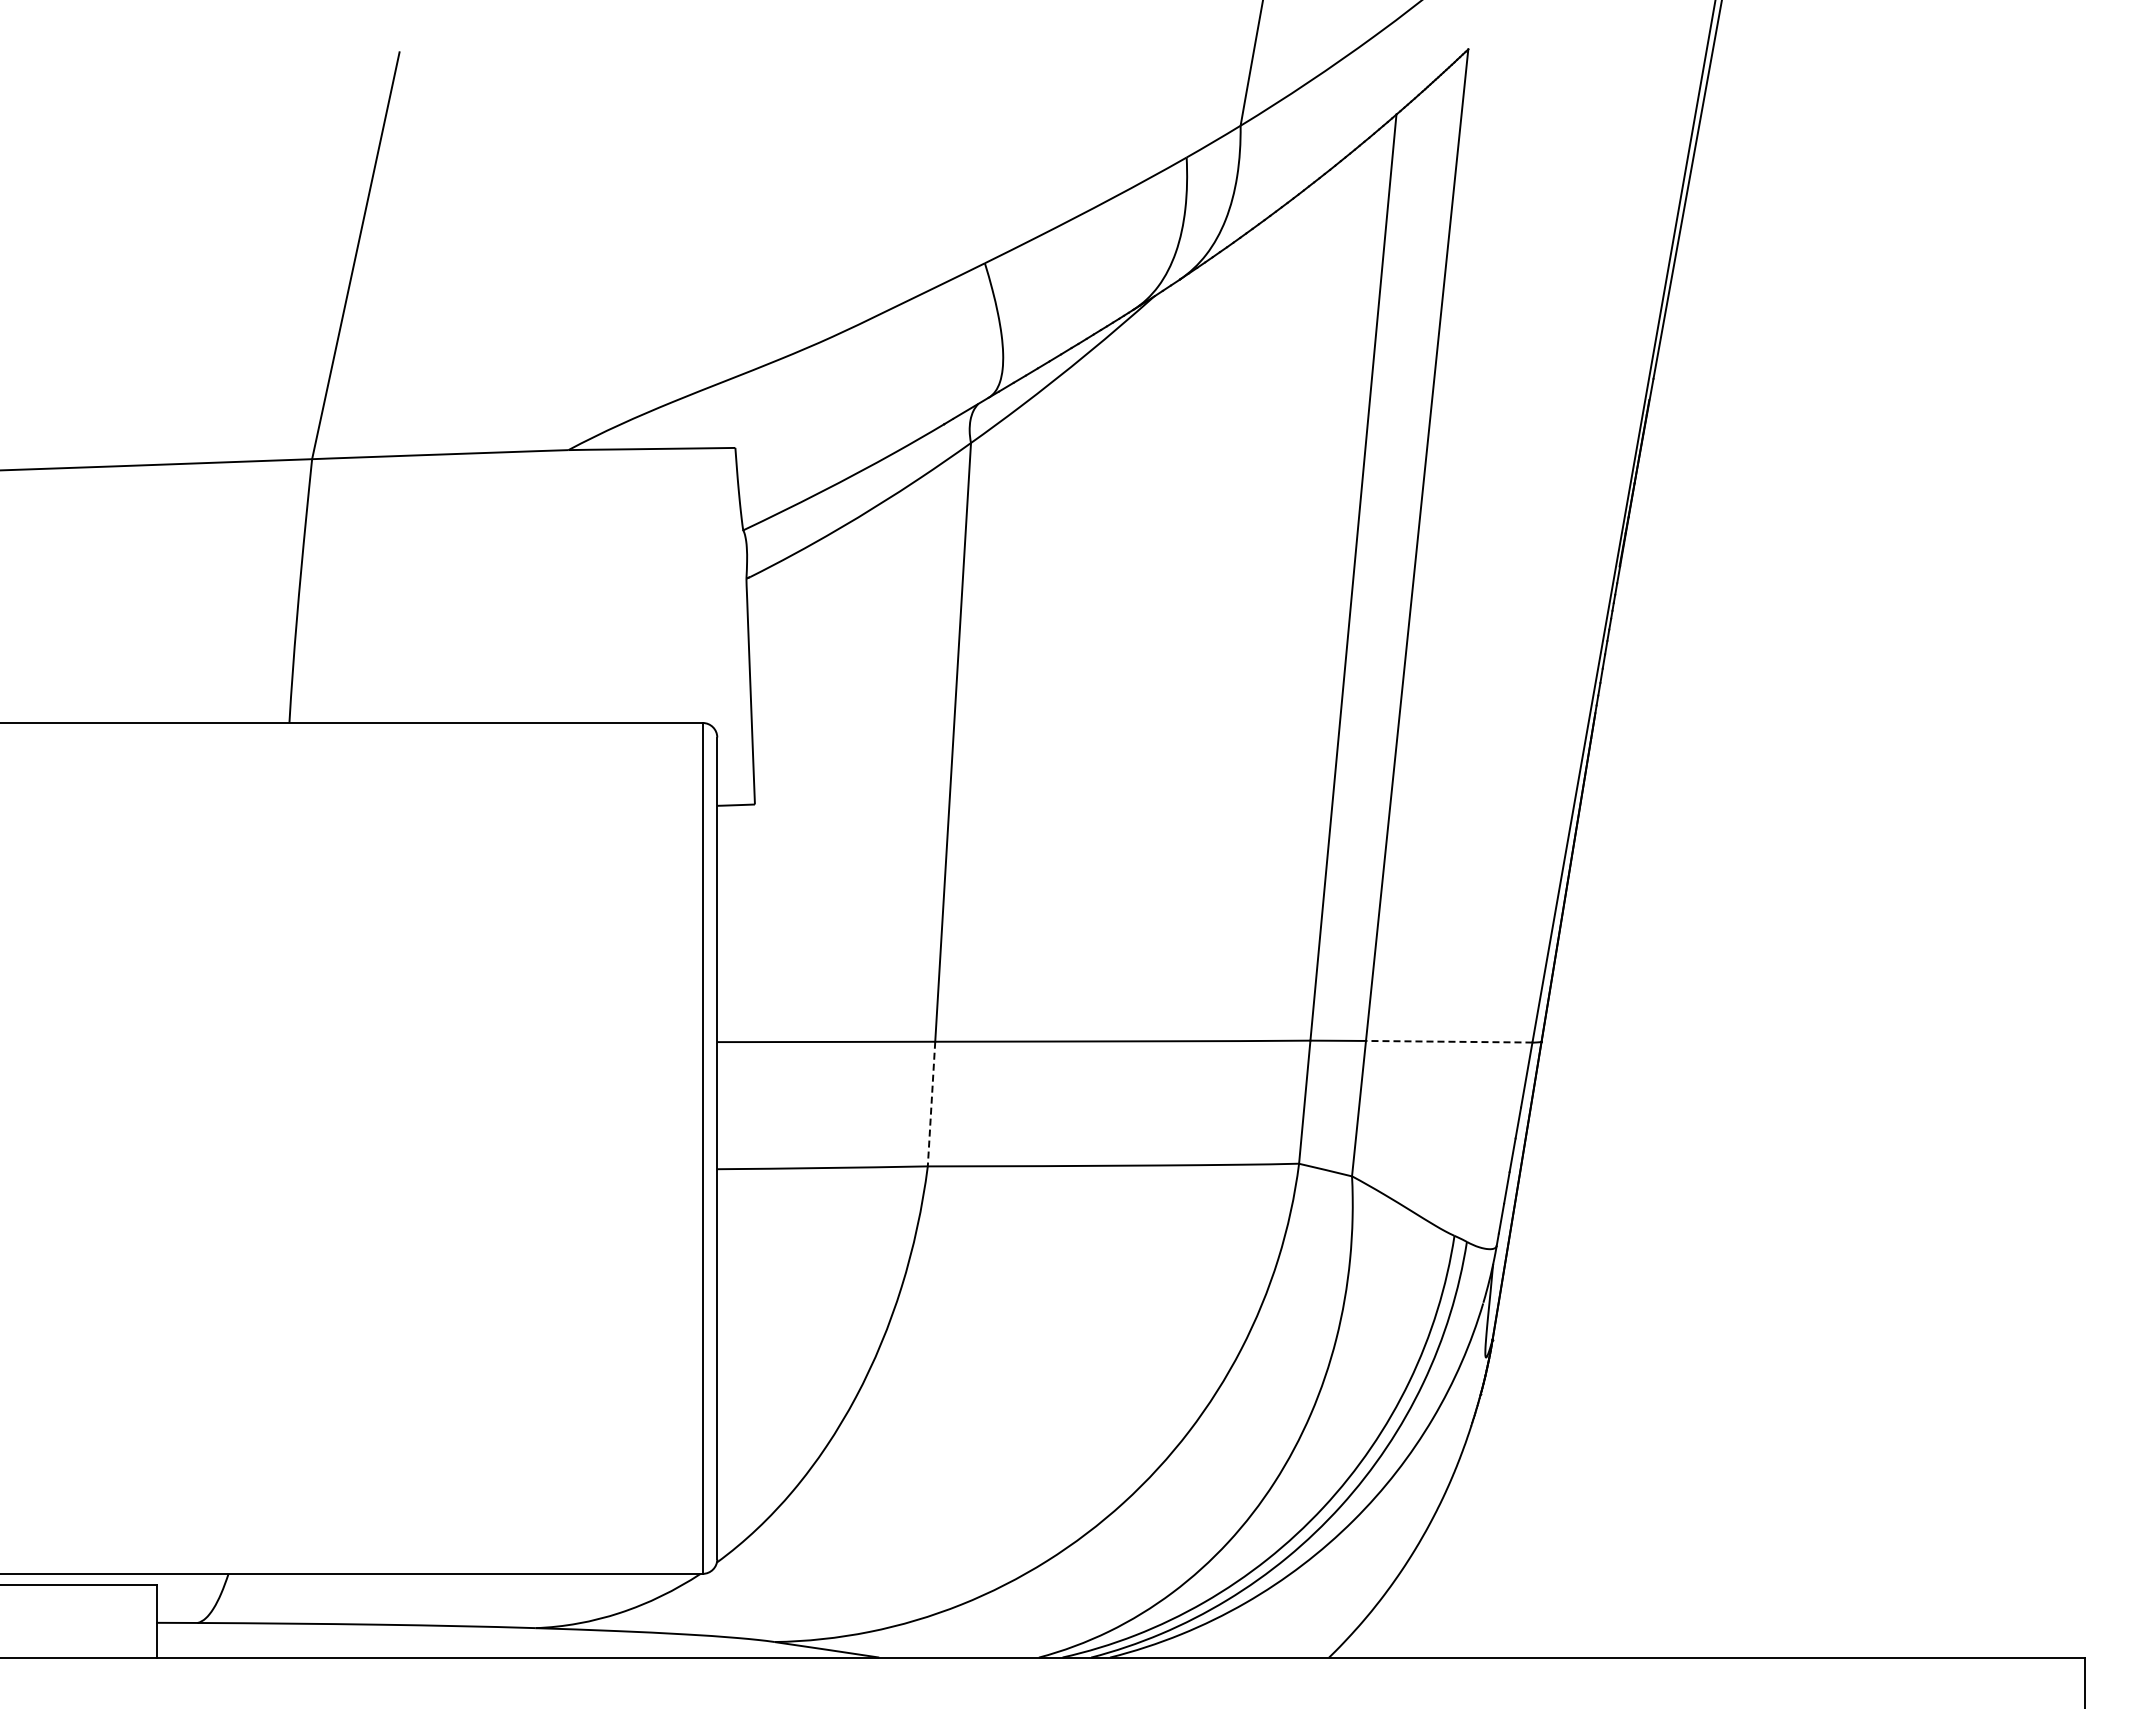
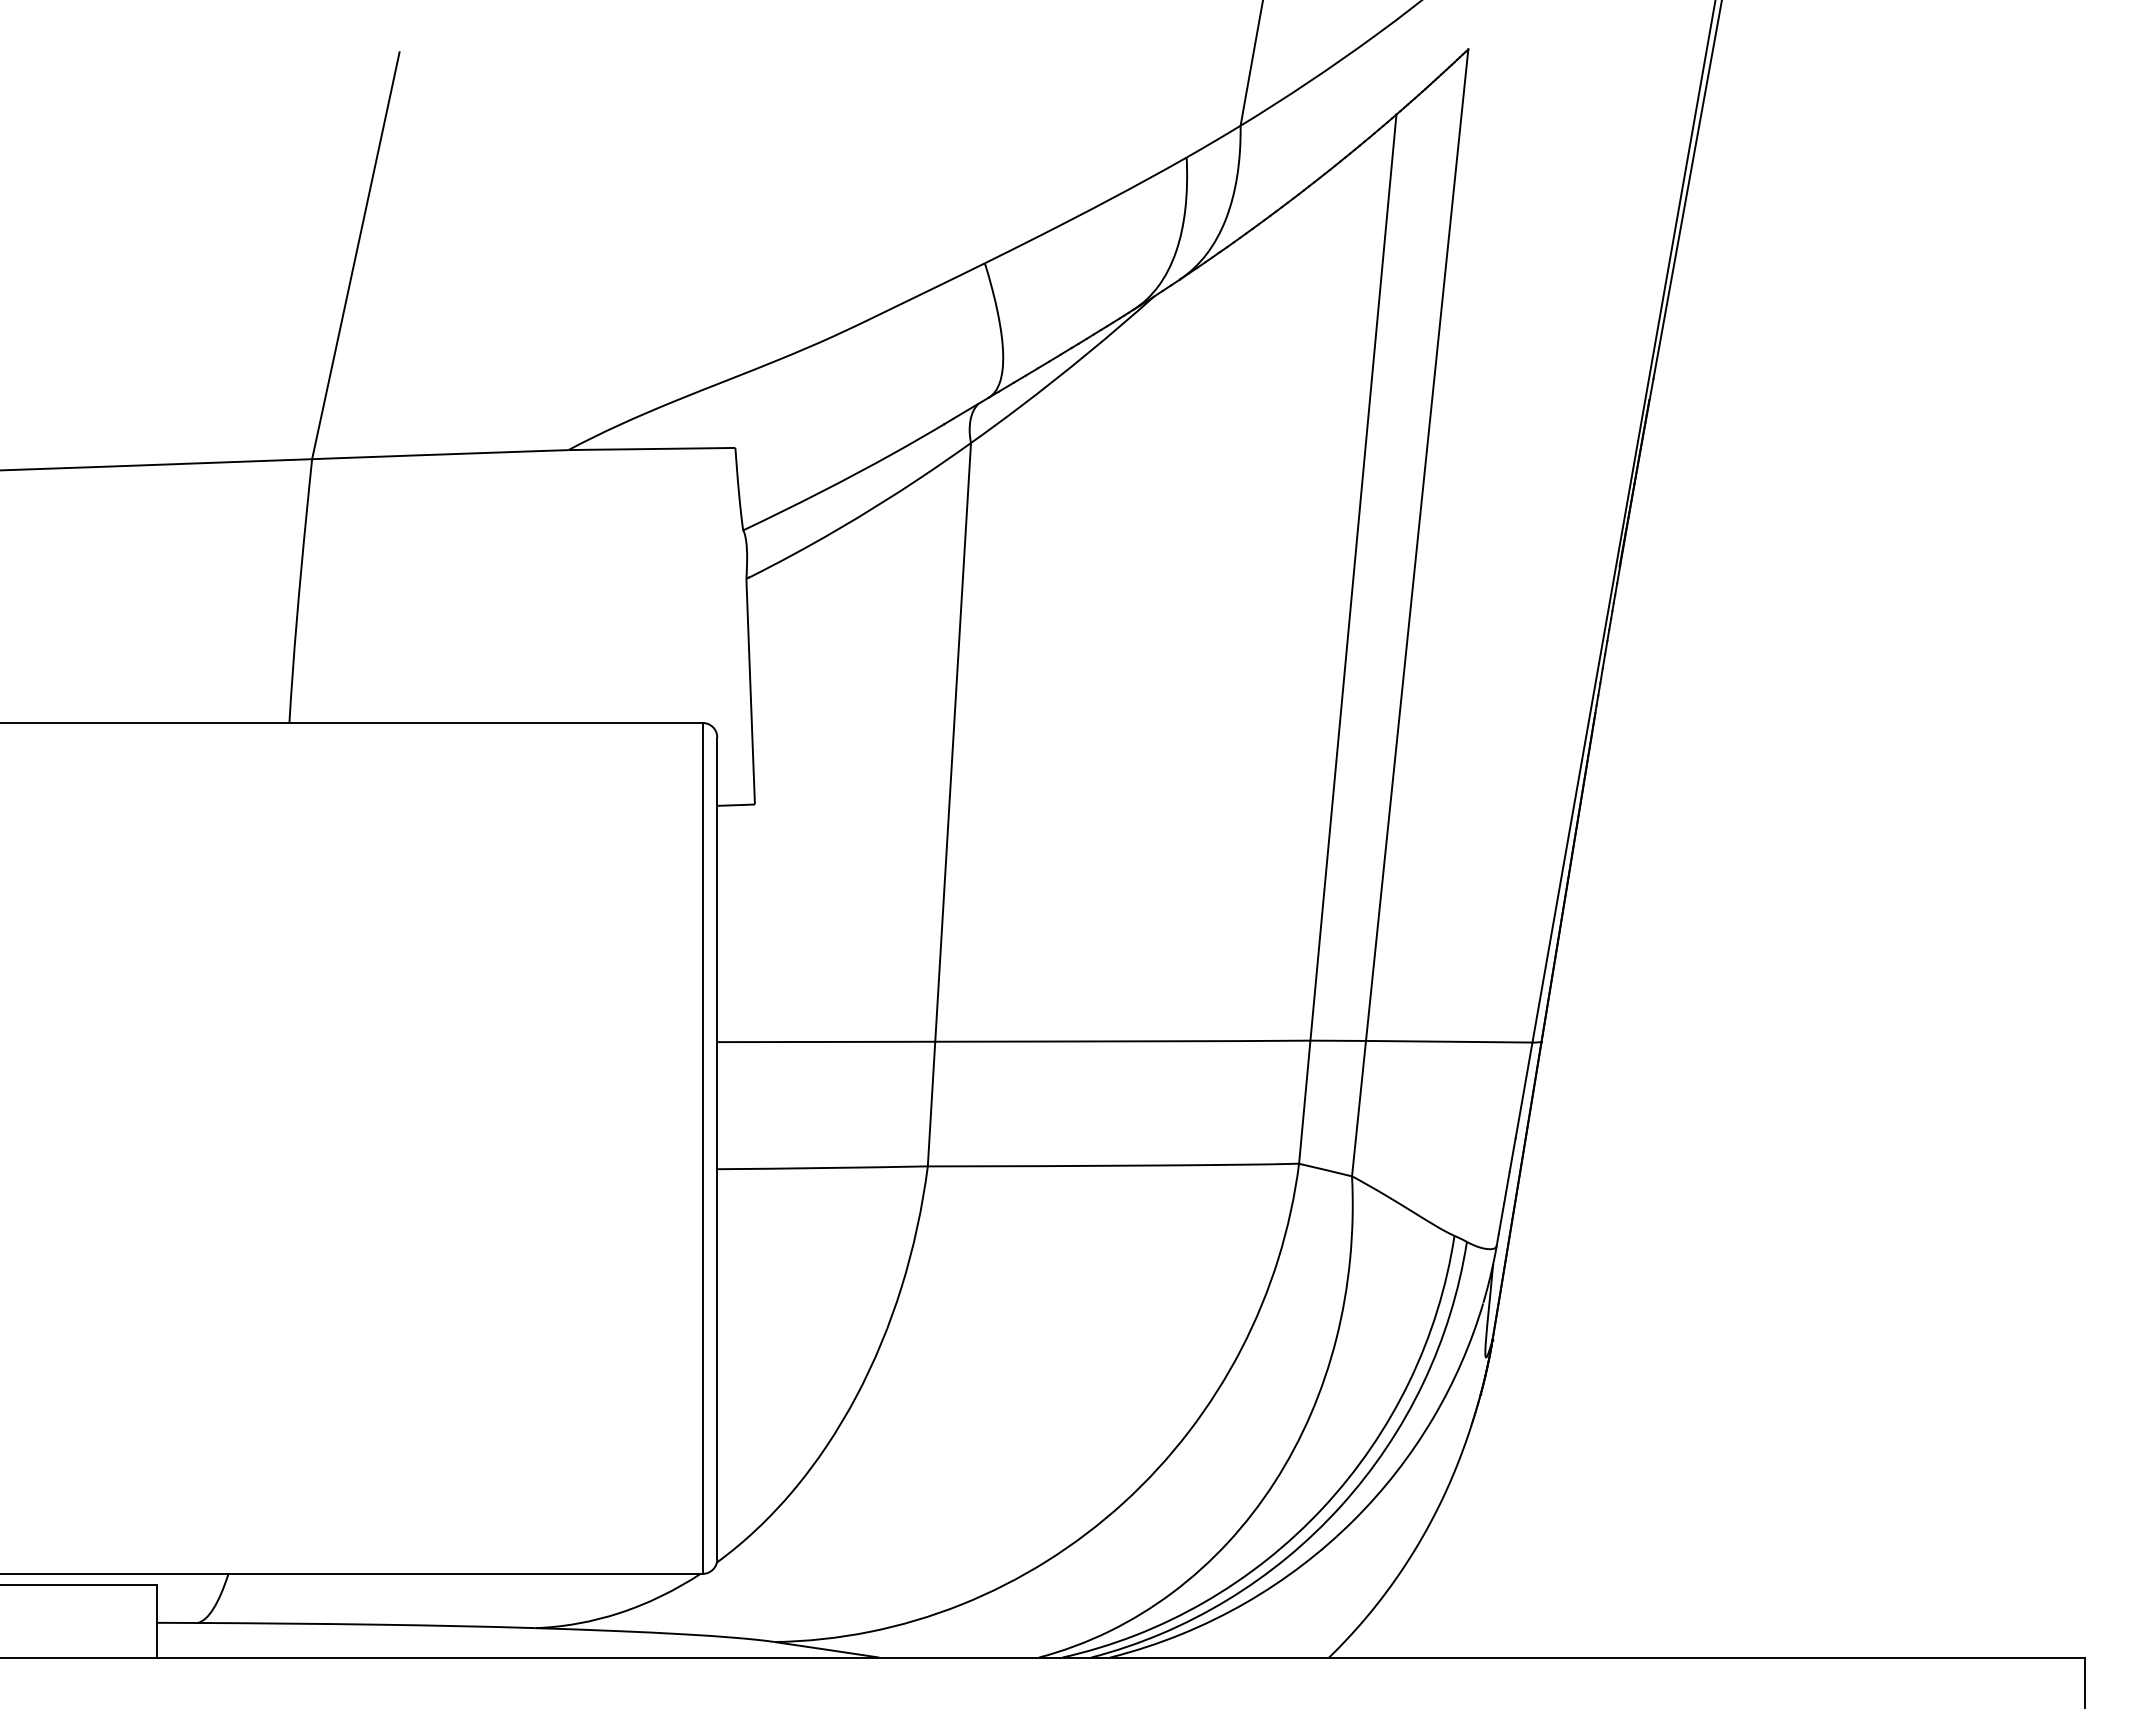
line: dashed -> solid (1448, 1041)
line: dashed -> solid (931, 1104)
